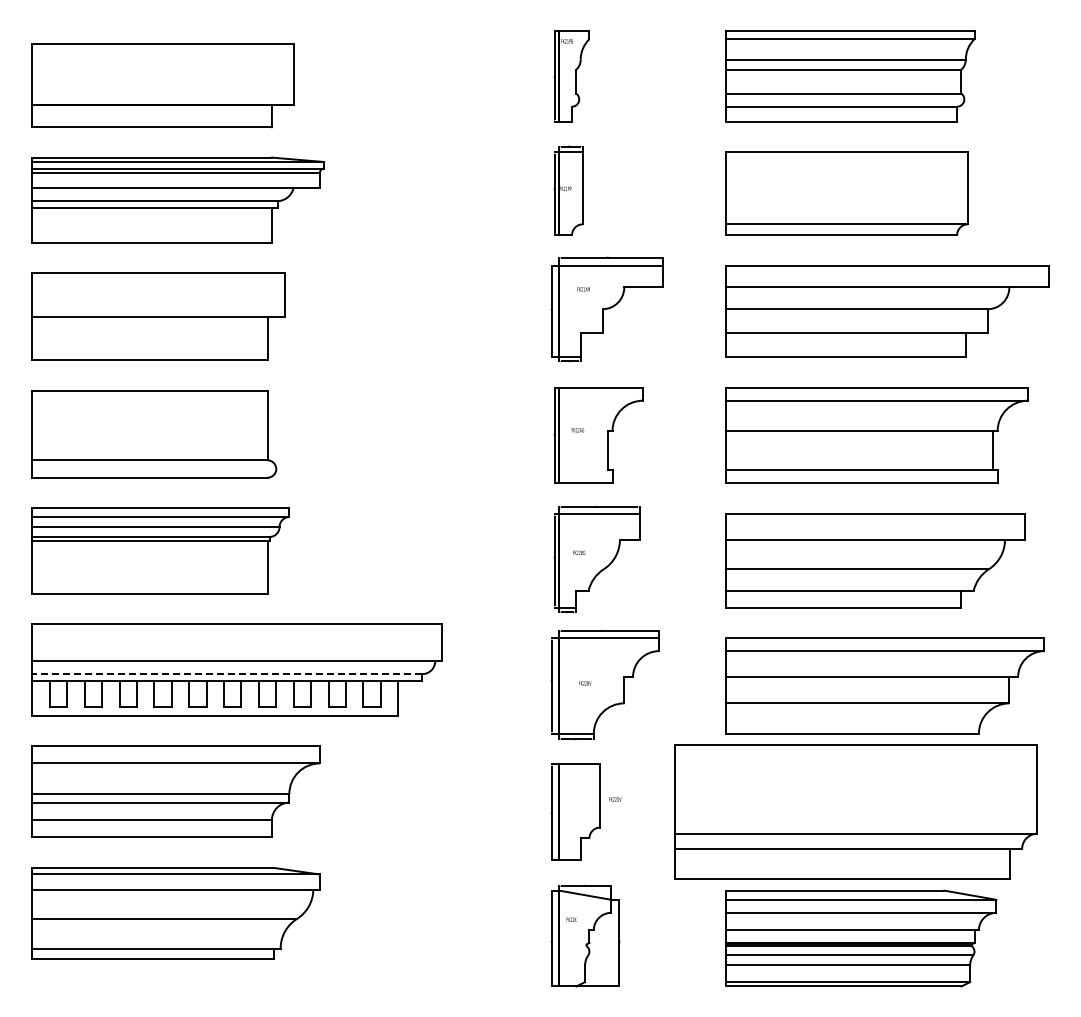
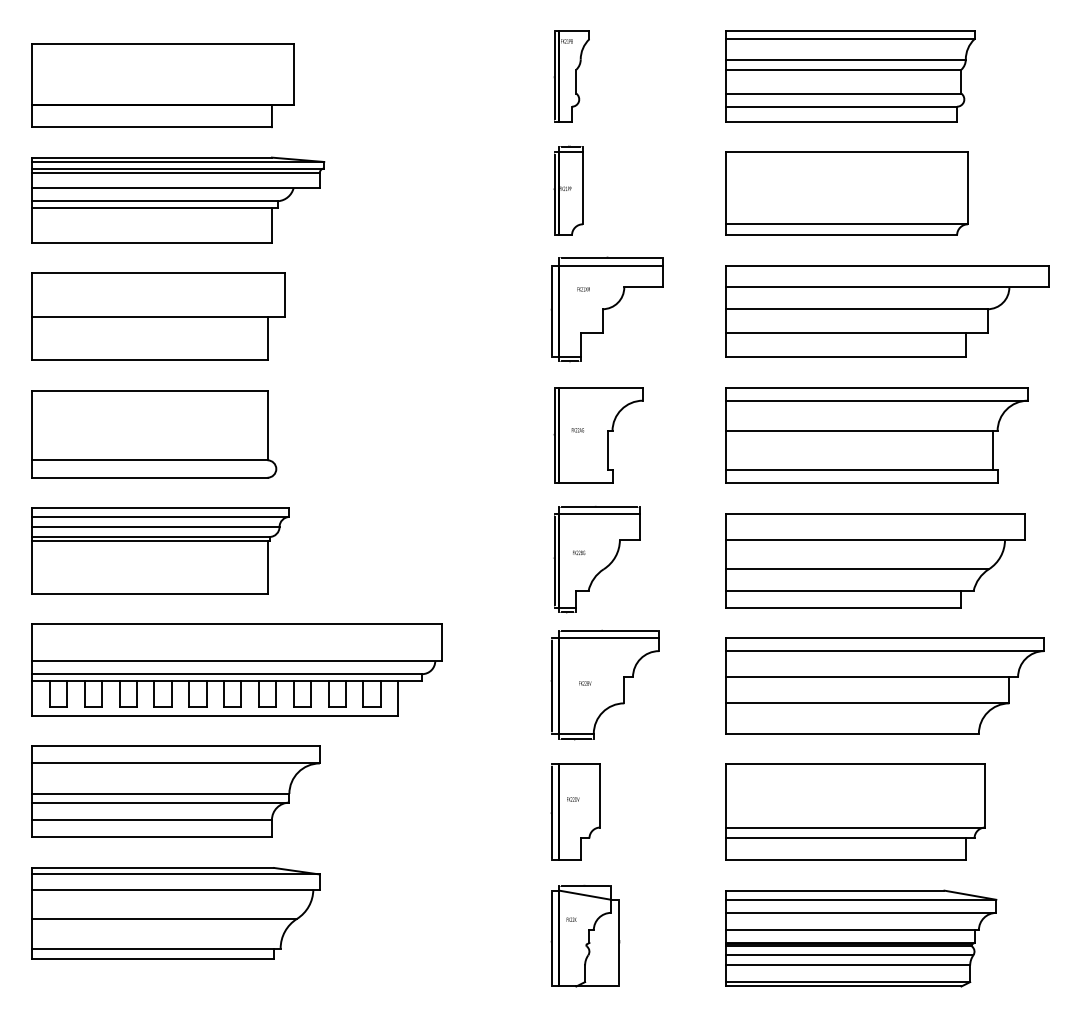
line: dashed -> solid (227, 674)
text position: (615, 799) -> (573, 799) (573, 799)
part size: 364x136 px -> 261x98 px (855, 811)
